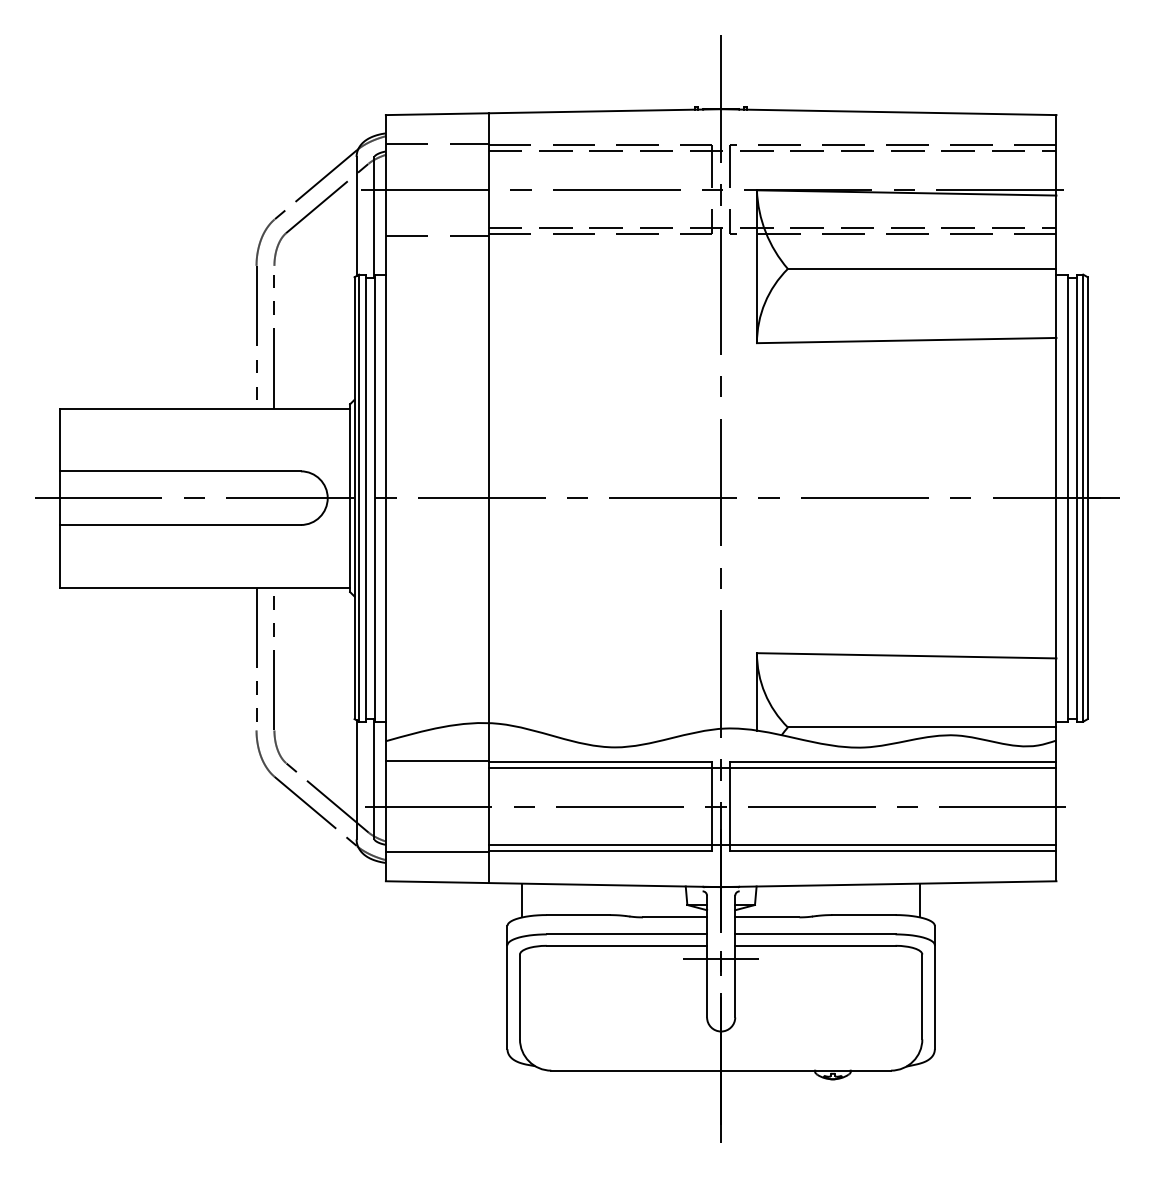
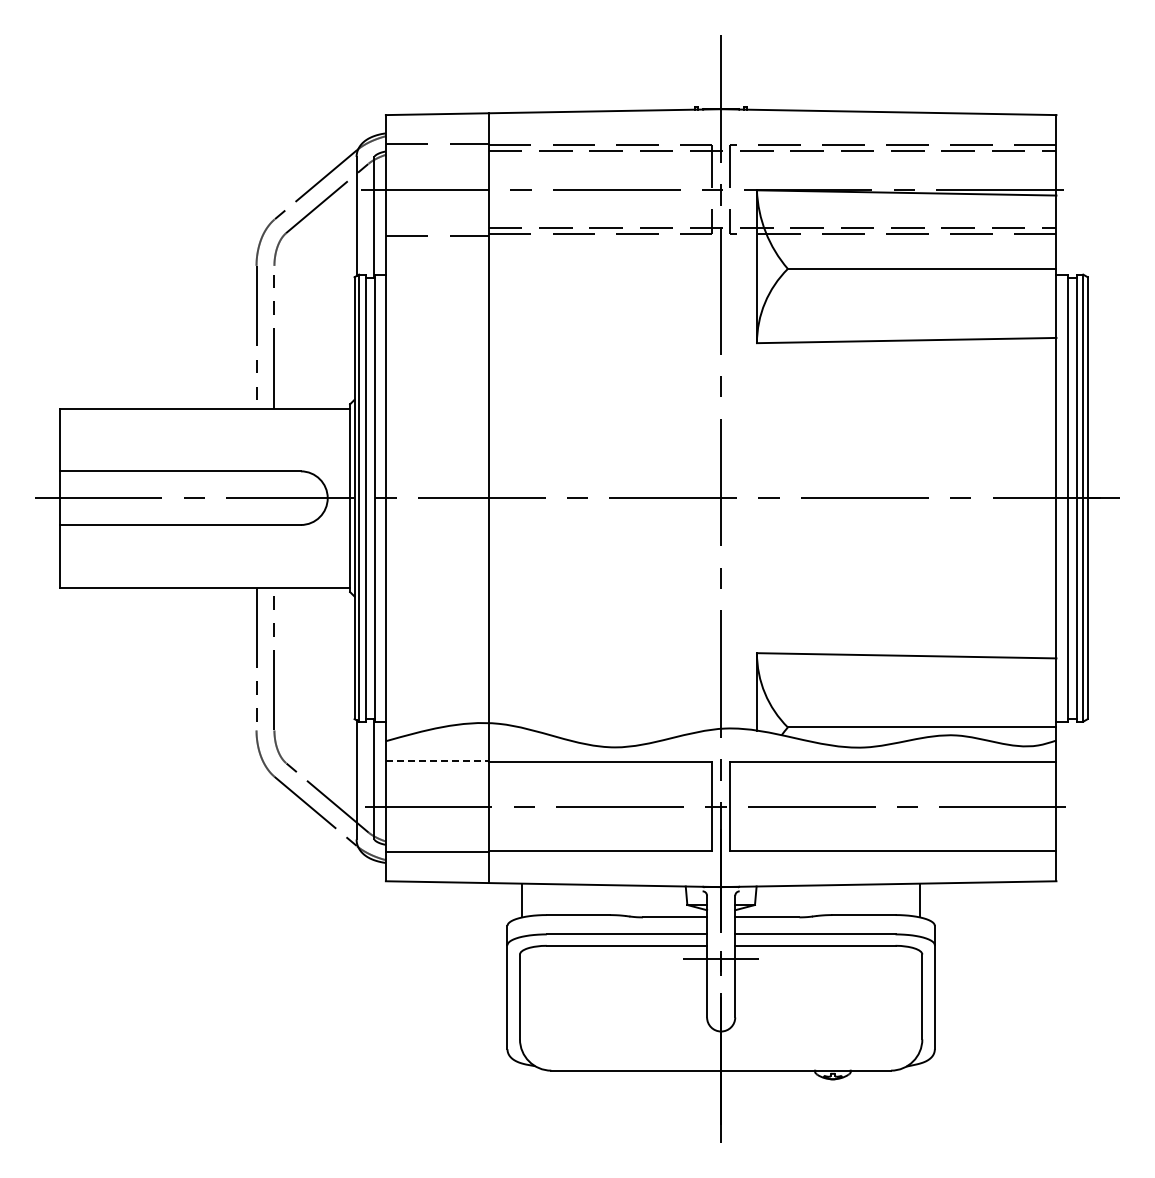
line: solid -> dashed (437, 760)
line: present -> none (772, 768)
line: present -> none (772, 845)
